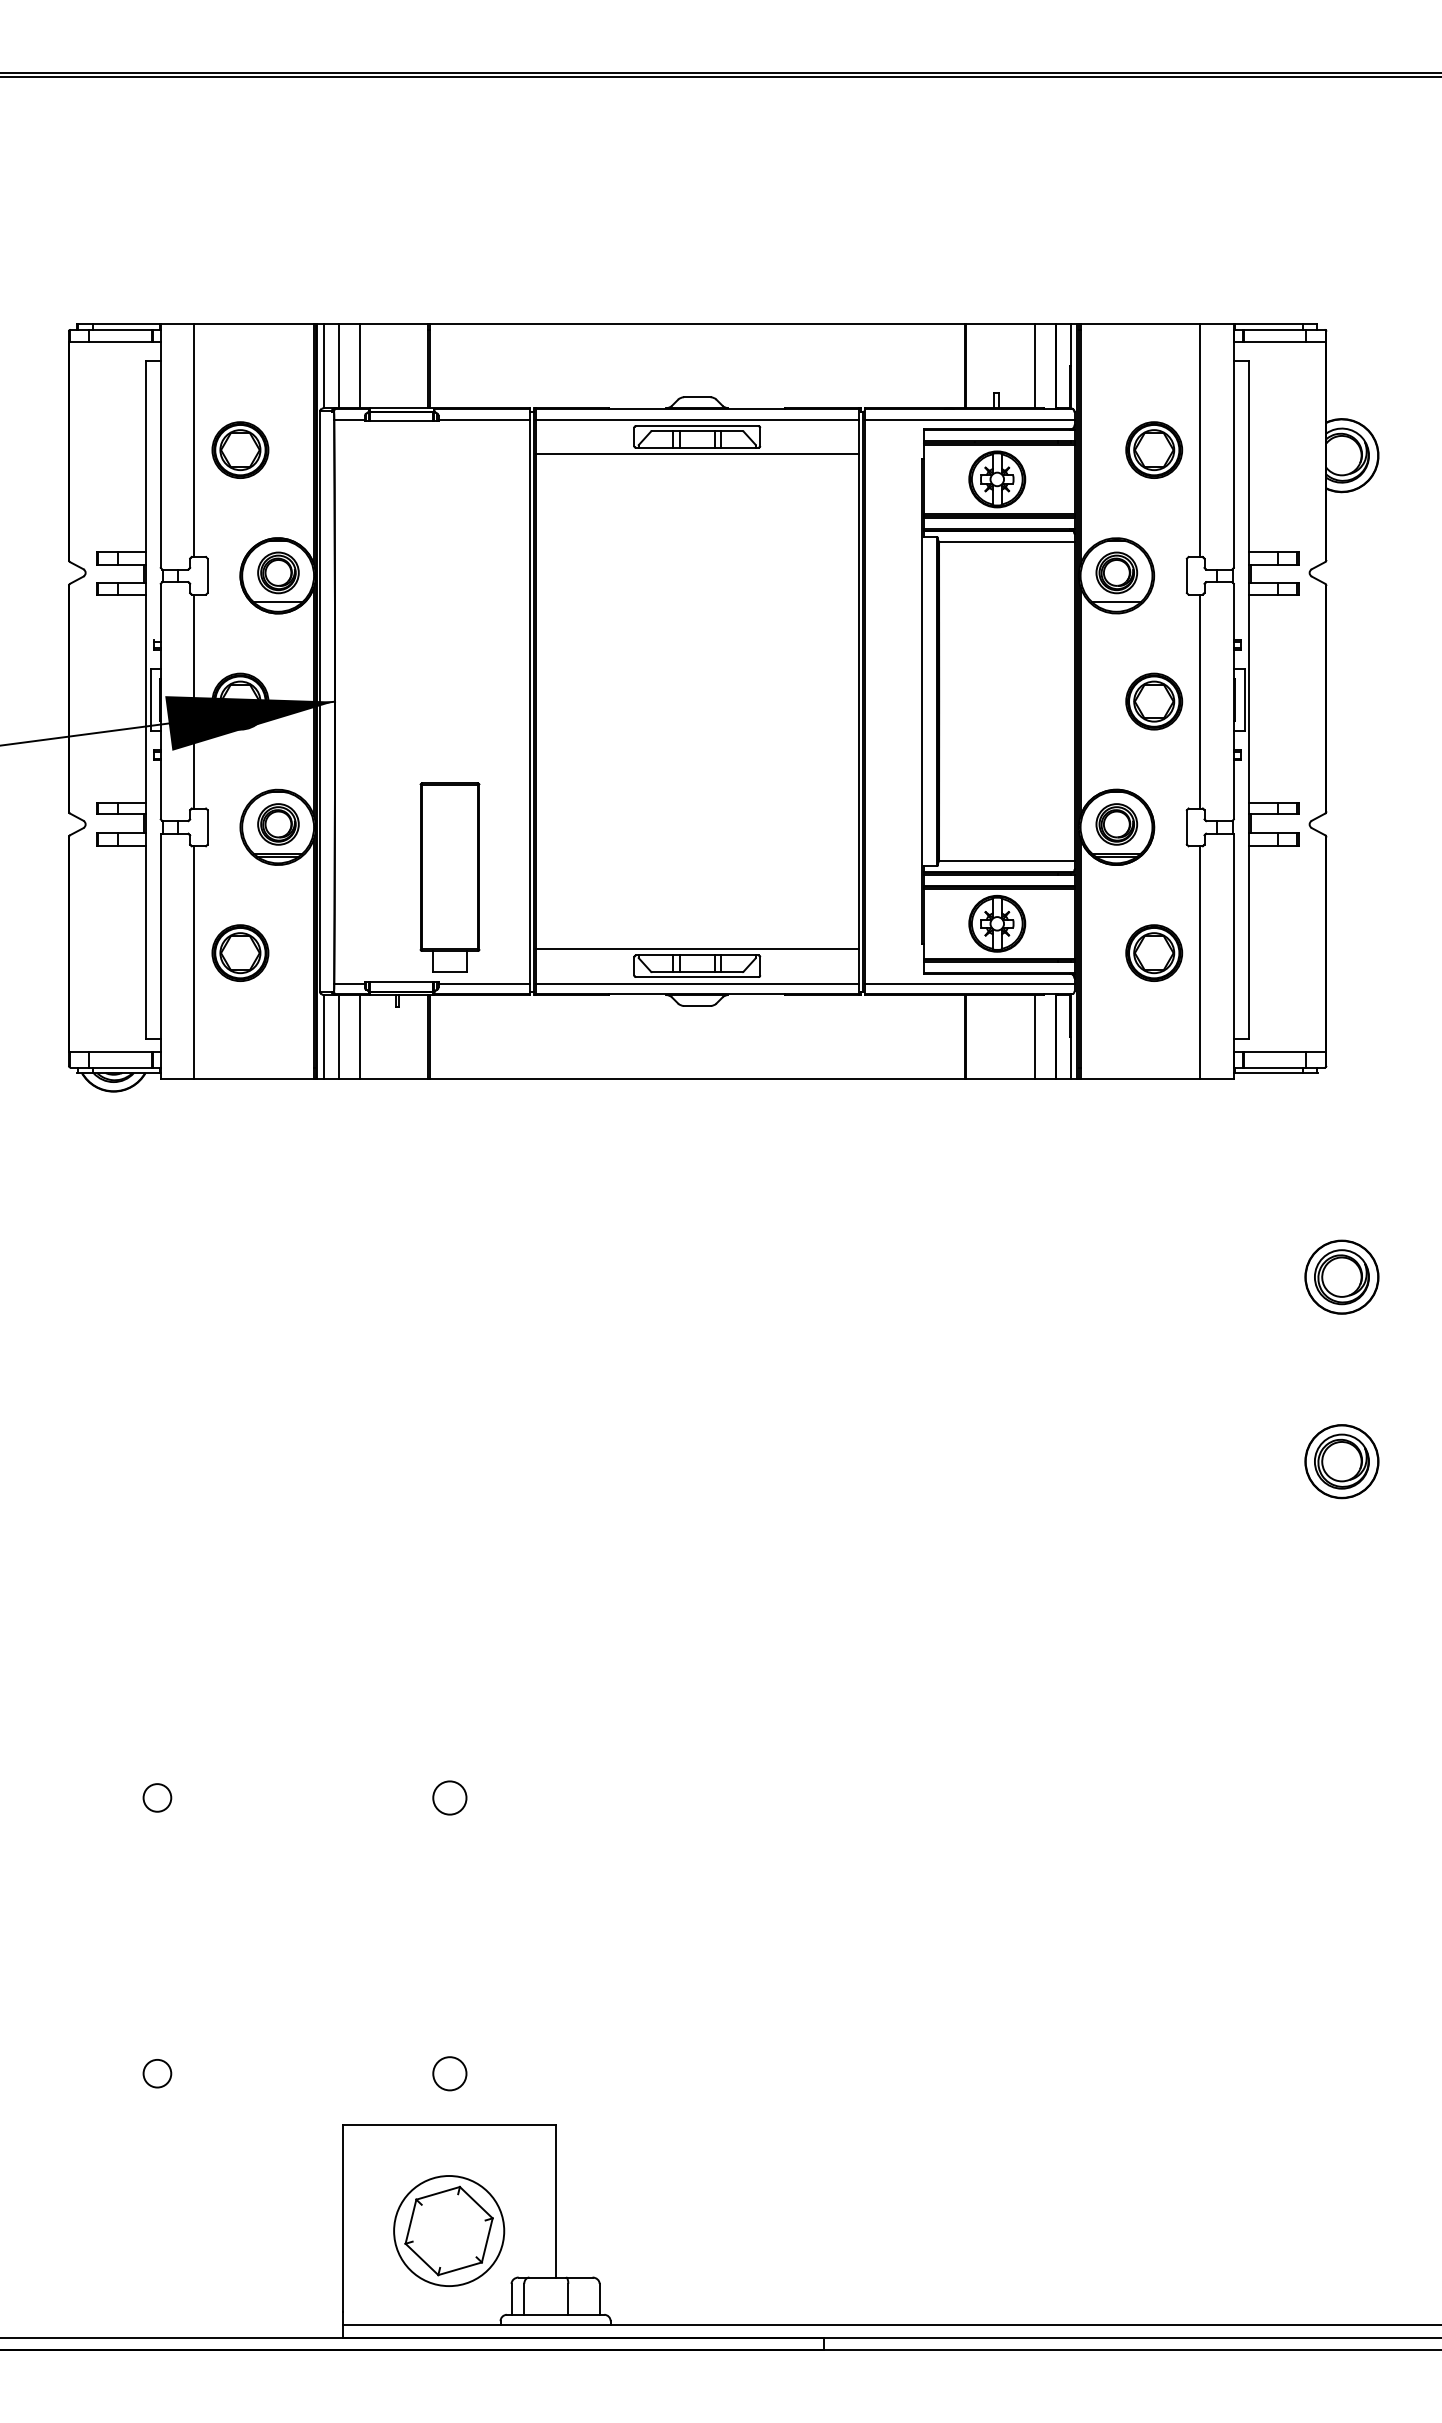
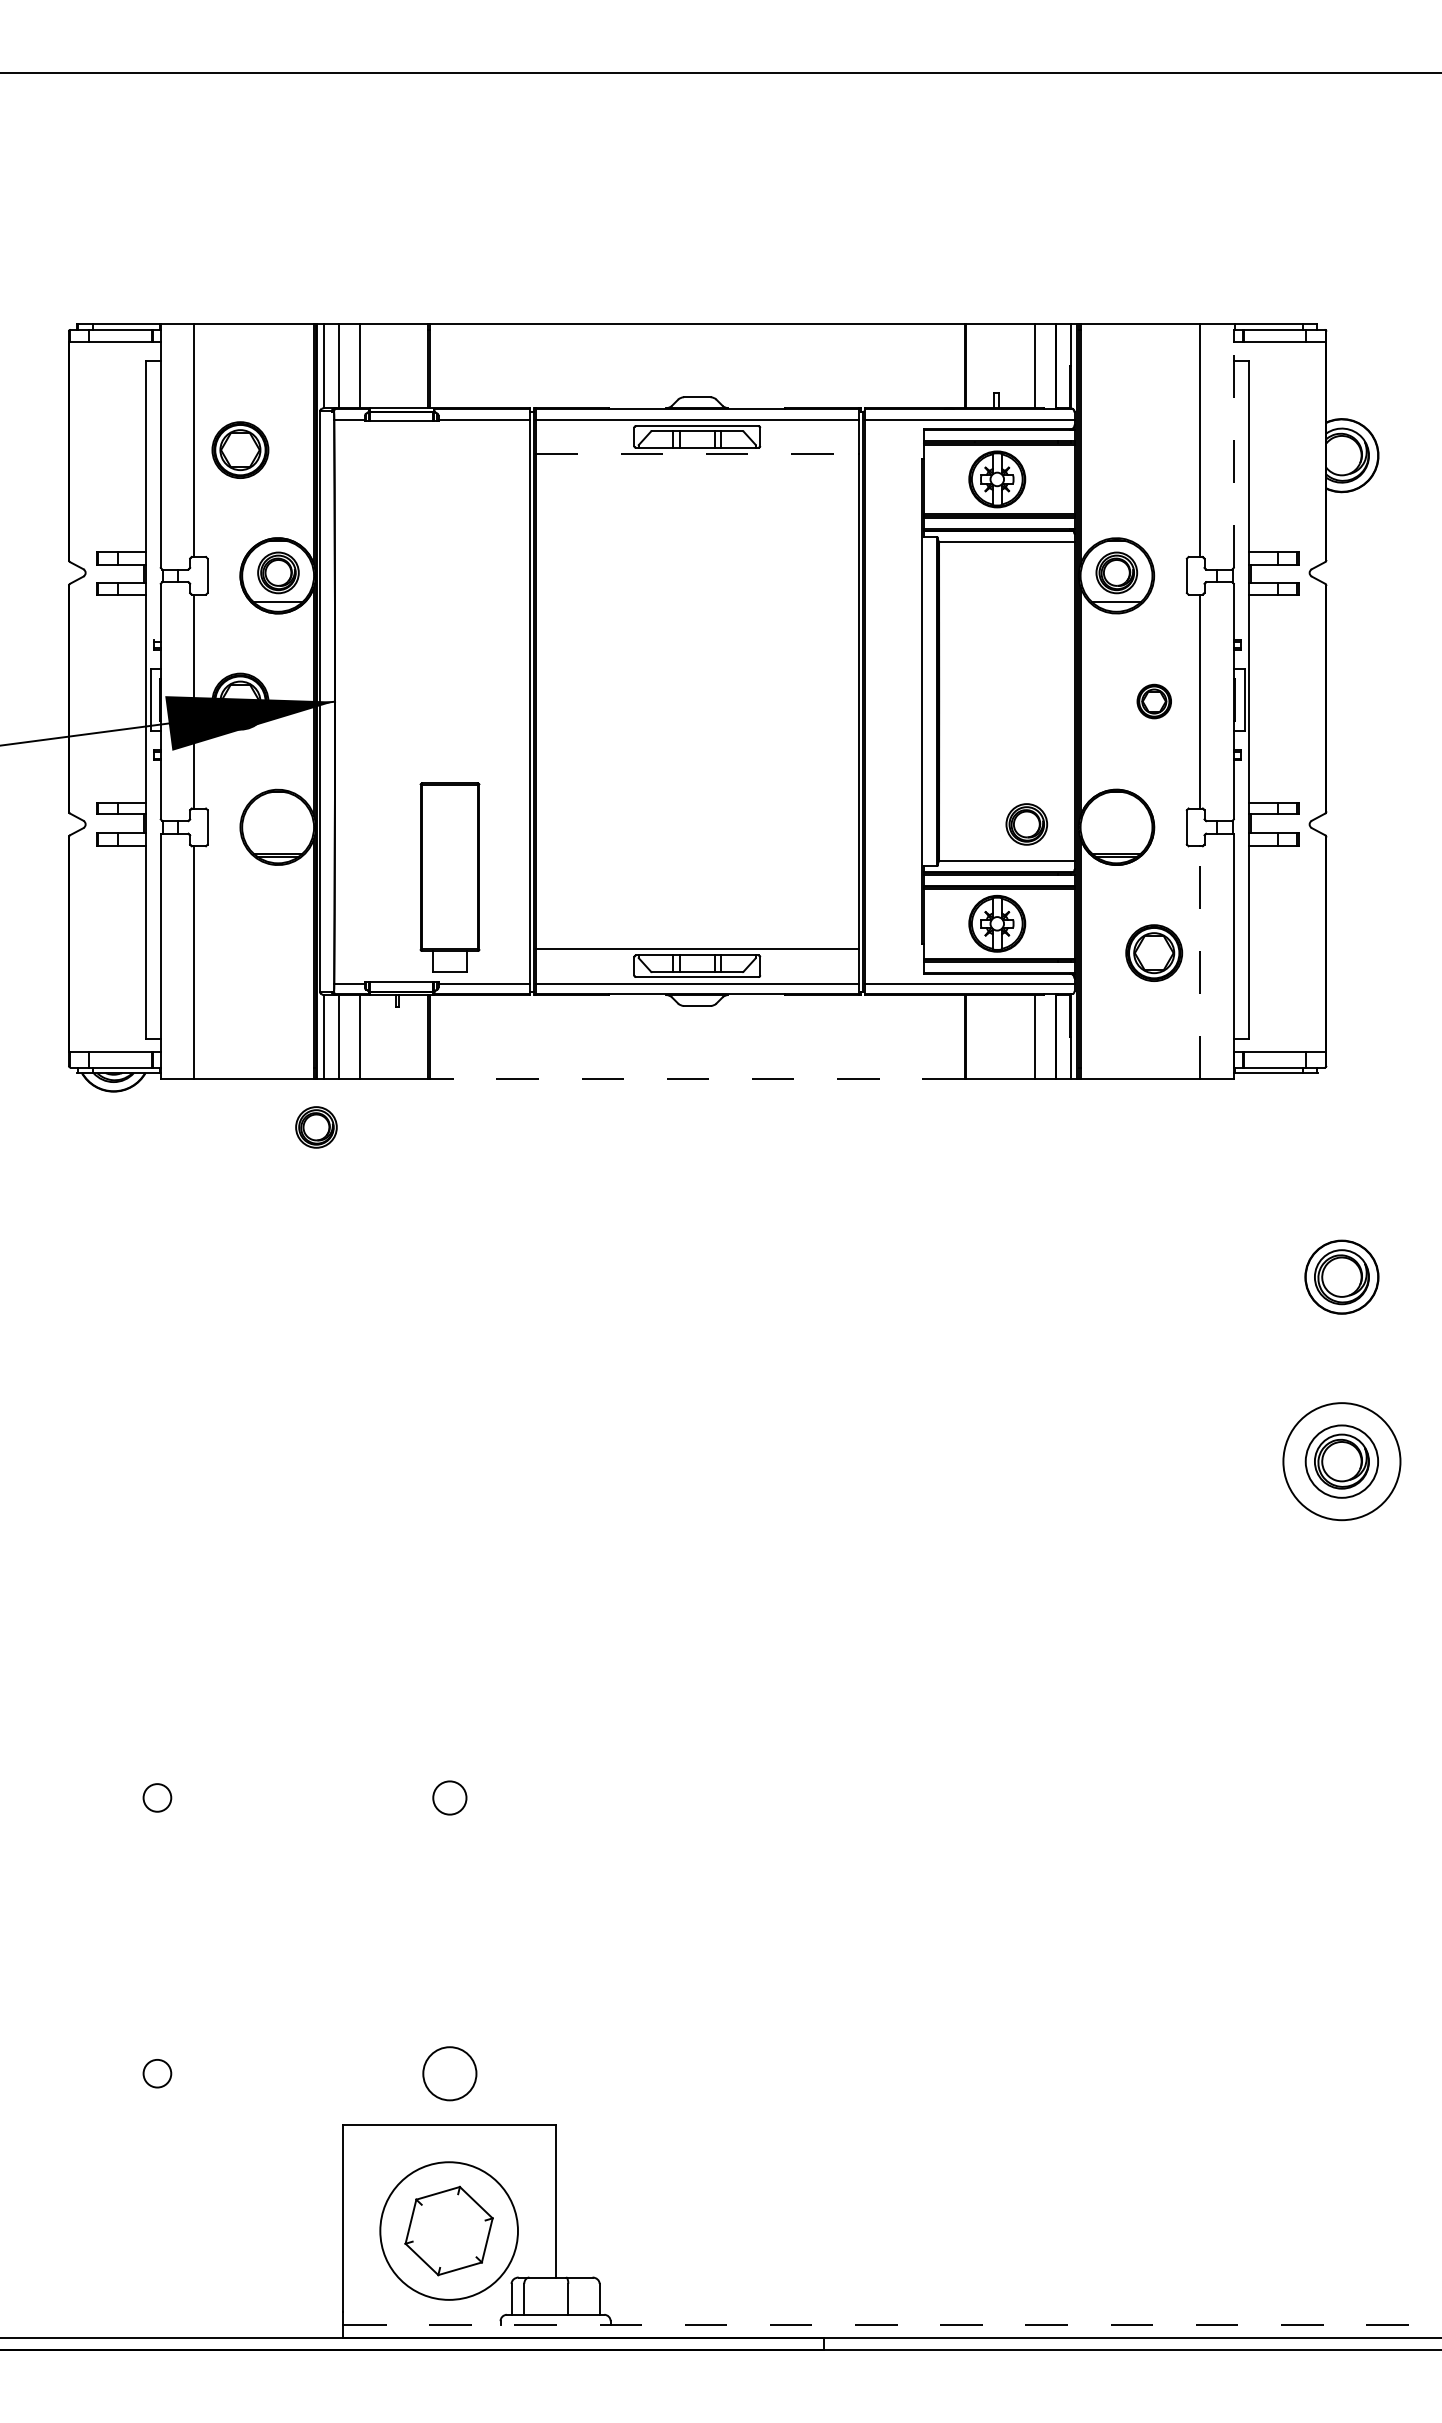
line: present -> none (720, 76)
line: solid -> dashed (1233, 446)
part: present -> none (1154, 449)
line: solid -> dashed (697, 454)
part size: 59x59 px -> 36x37 px (1153, 701)
part position: (278, 824) -> (316, 1127) (316, 1127)
part position: (1116, 824) -> (1026, 824) (1026, 824)
part: present -> none (240, 952)
line: solid -> dashed (1200, 962)
line: solid -> dashed (696, 1078)
circle diameter: 73 px -> 117 px (1341, 1461)
circle diameter: 33 px -> 53 px (449, 2073)
circle diameter: 110 px -> 138 px (449, 2230)
line: solid -> dashed (891, 2324)
